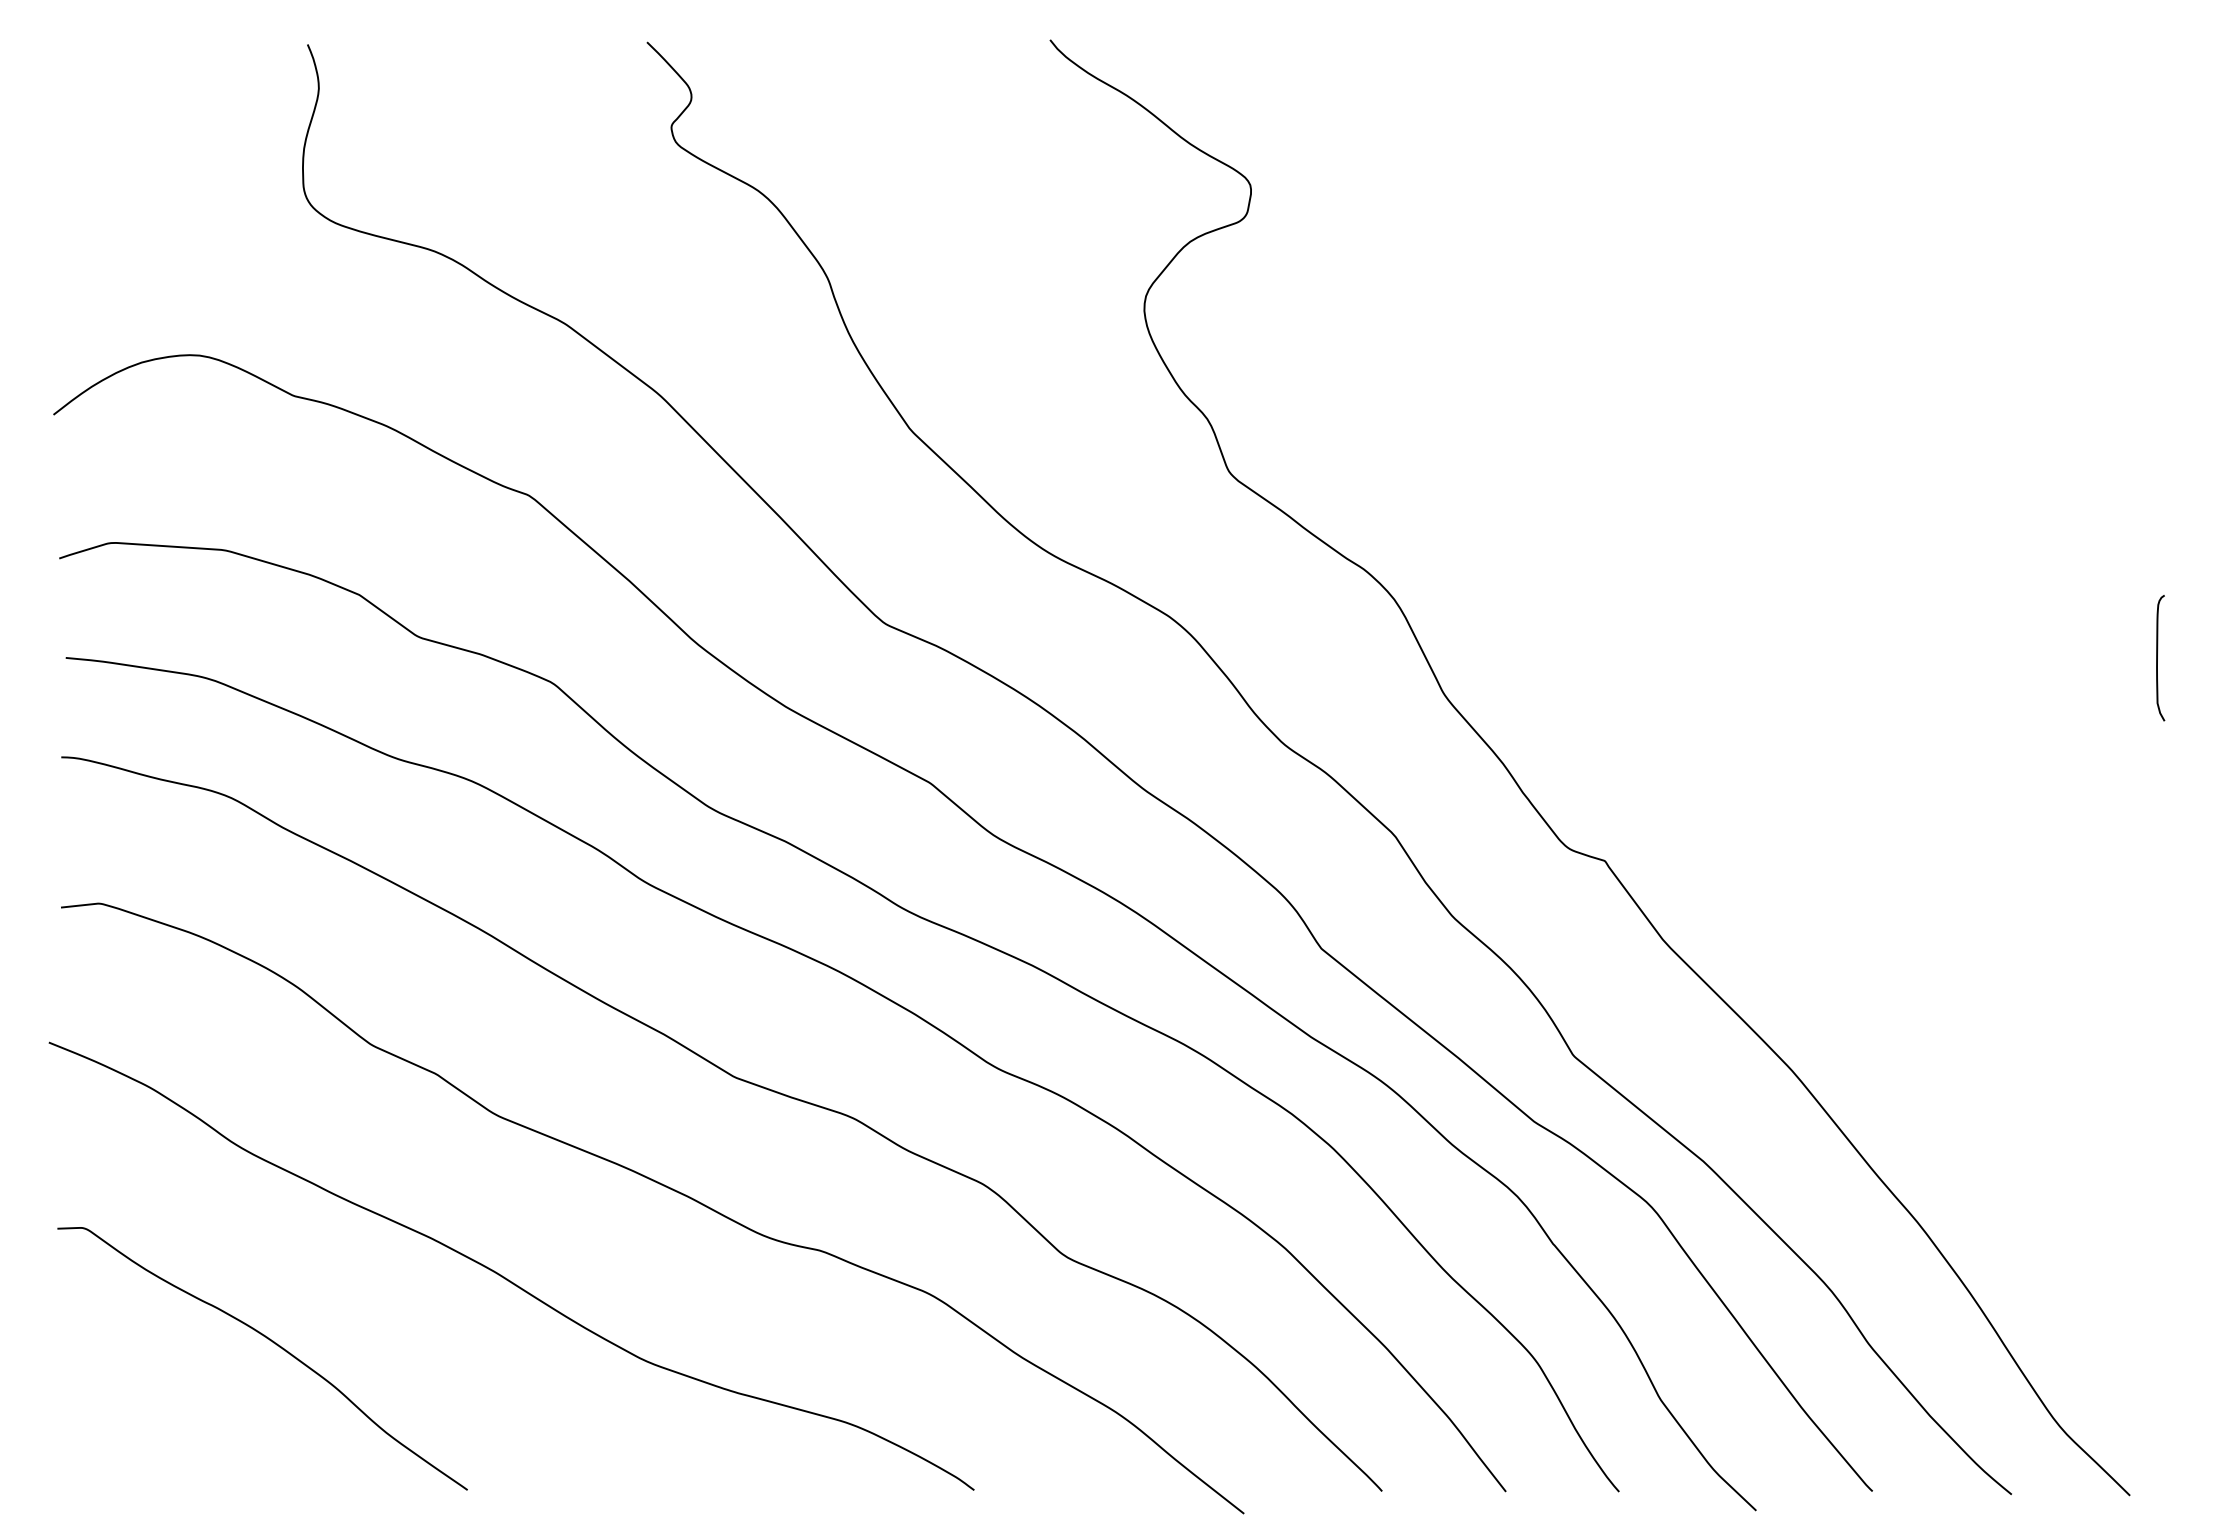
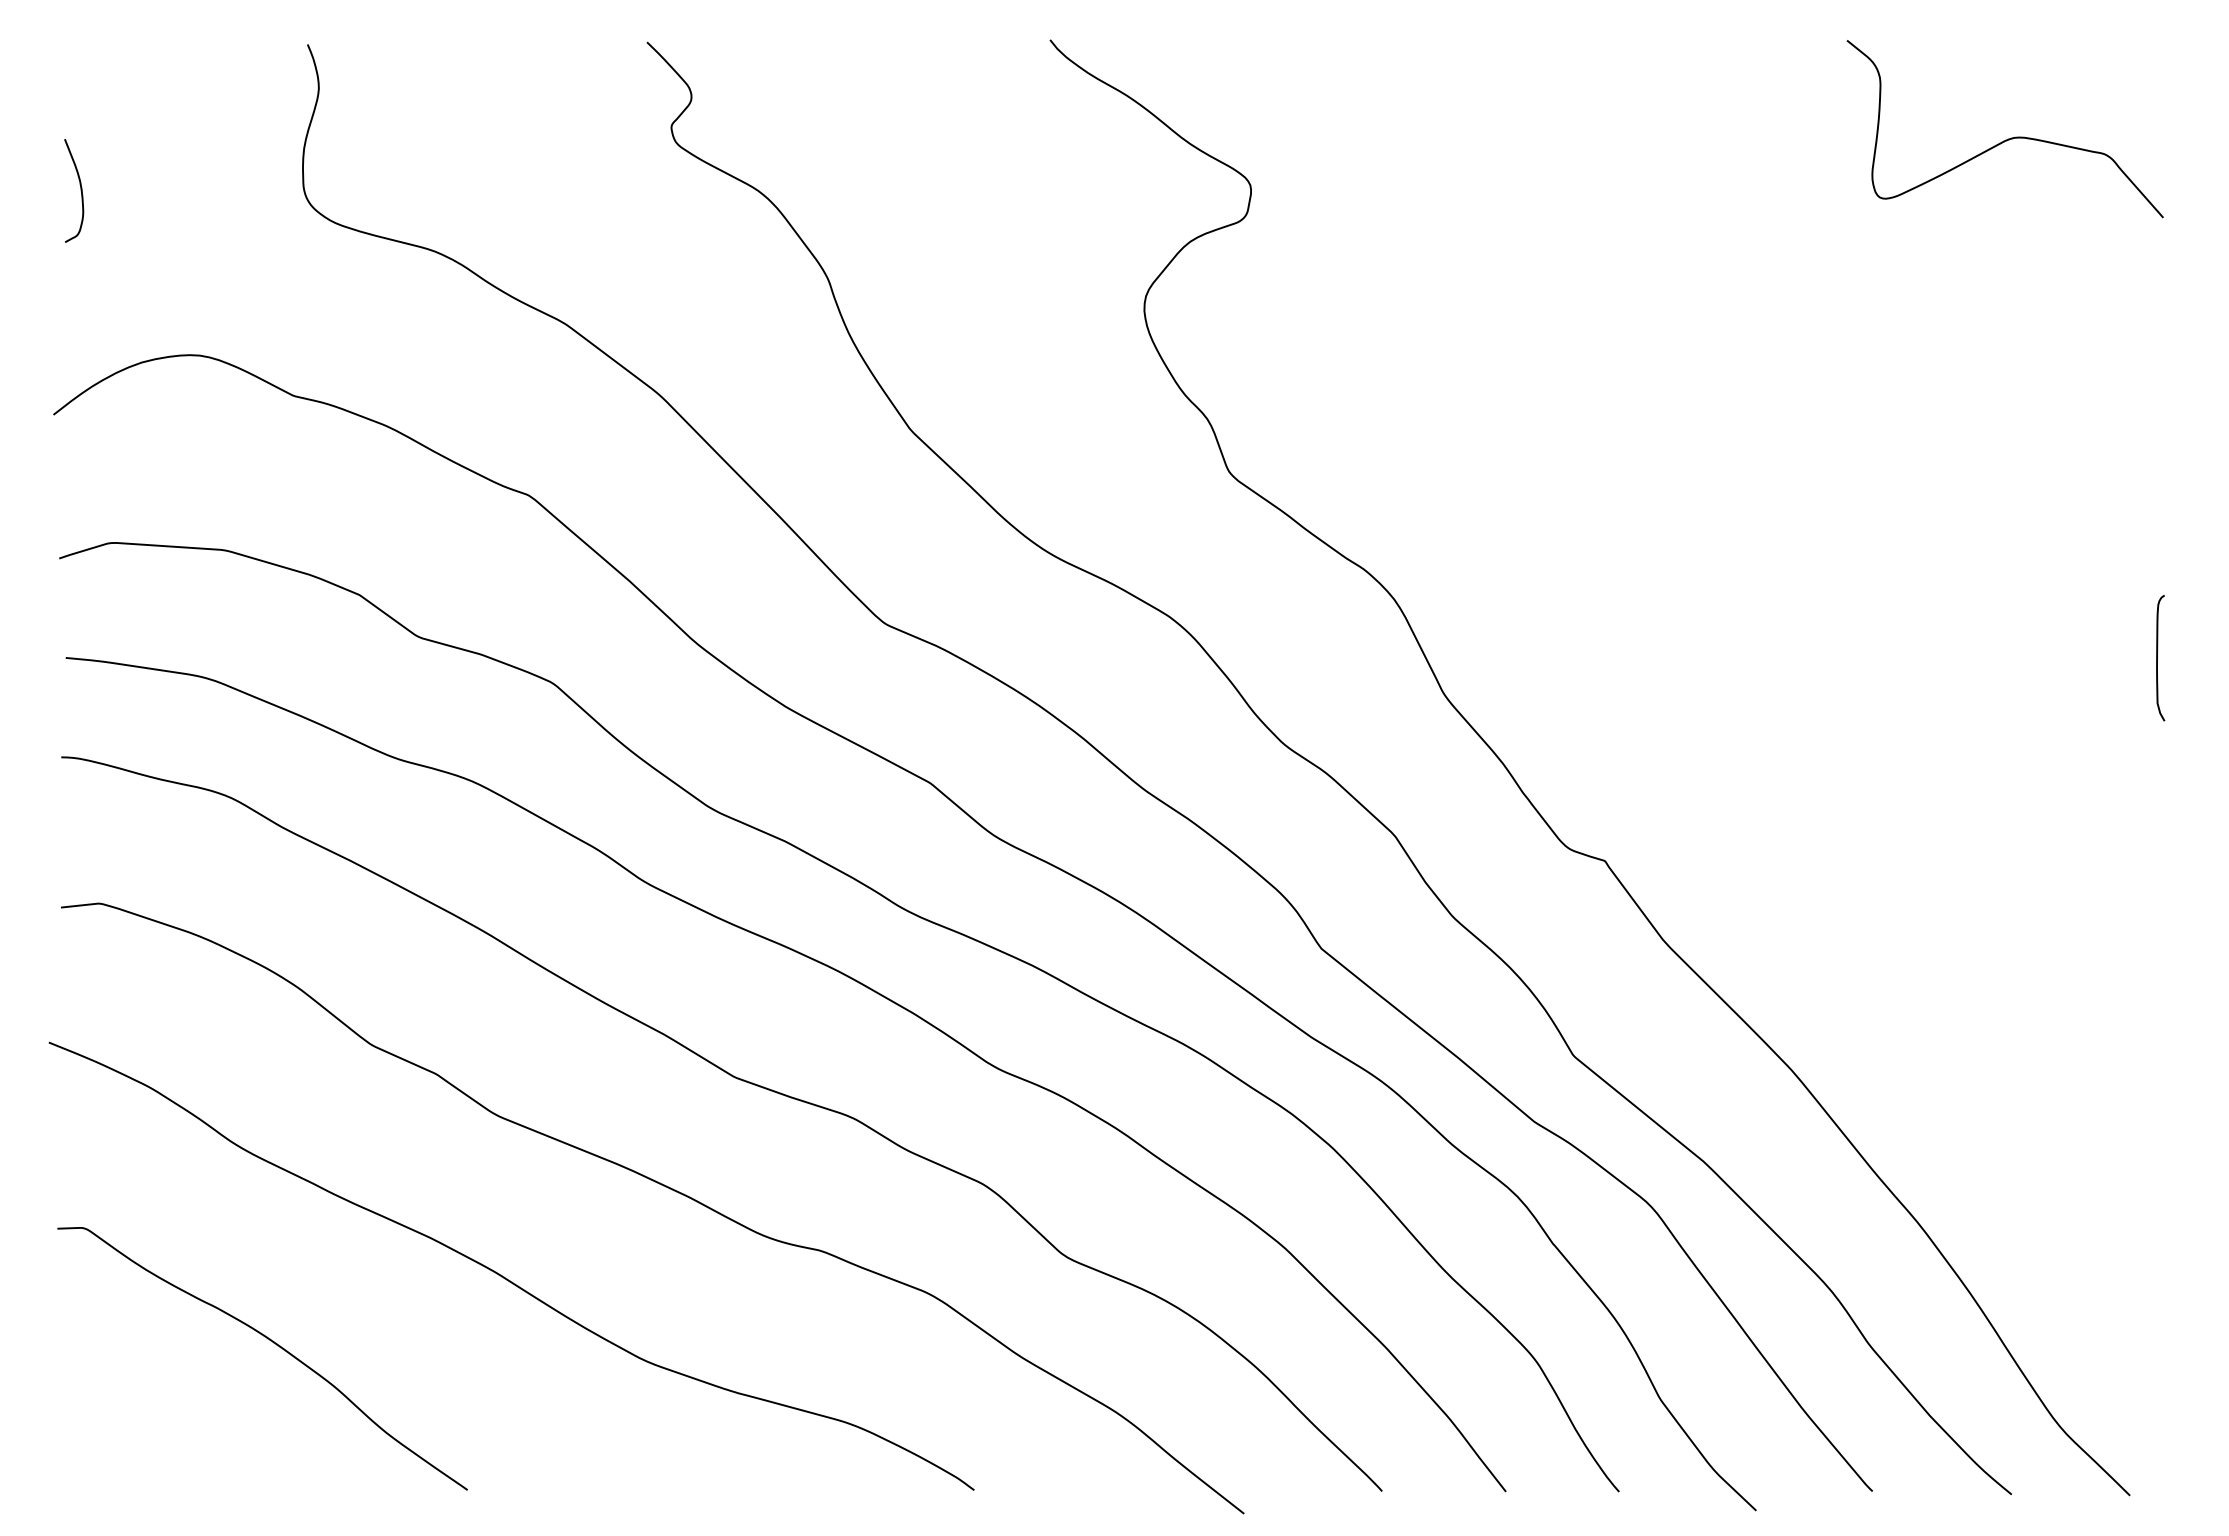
curve: none -> present (2008, 138)
curve: none -> present (80, 190)
